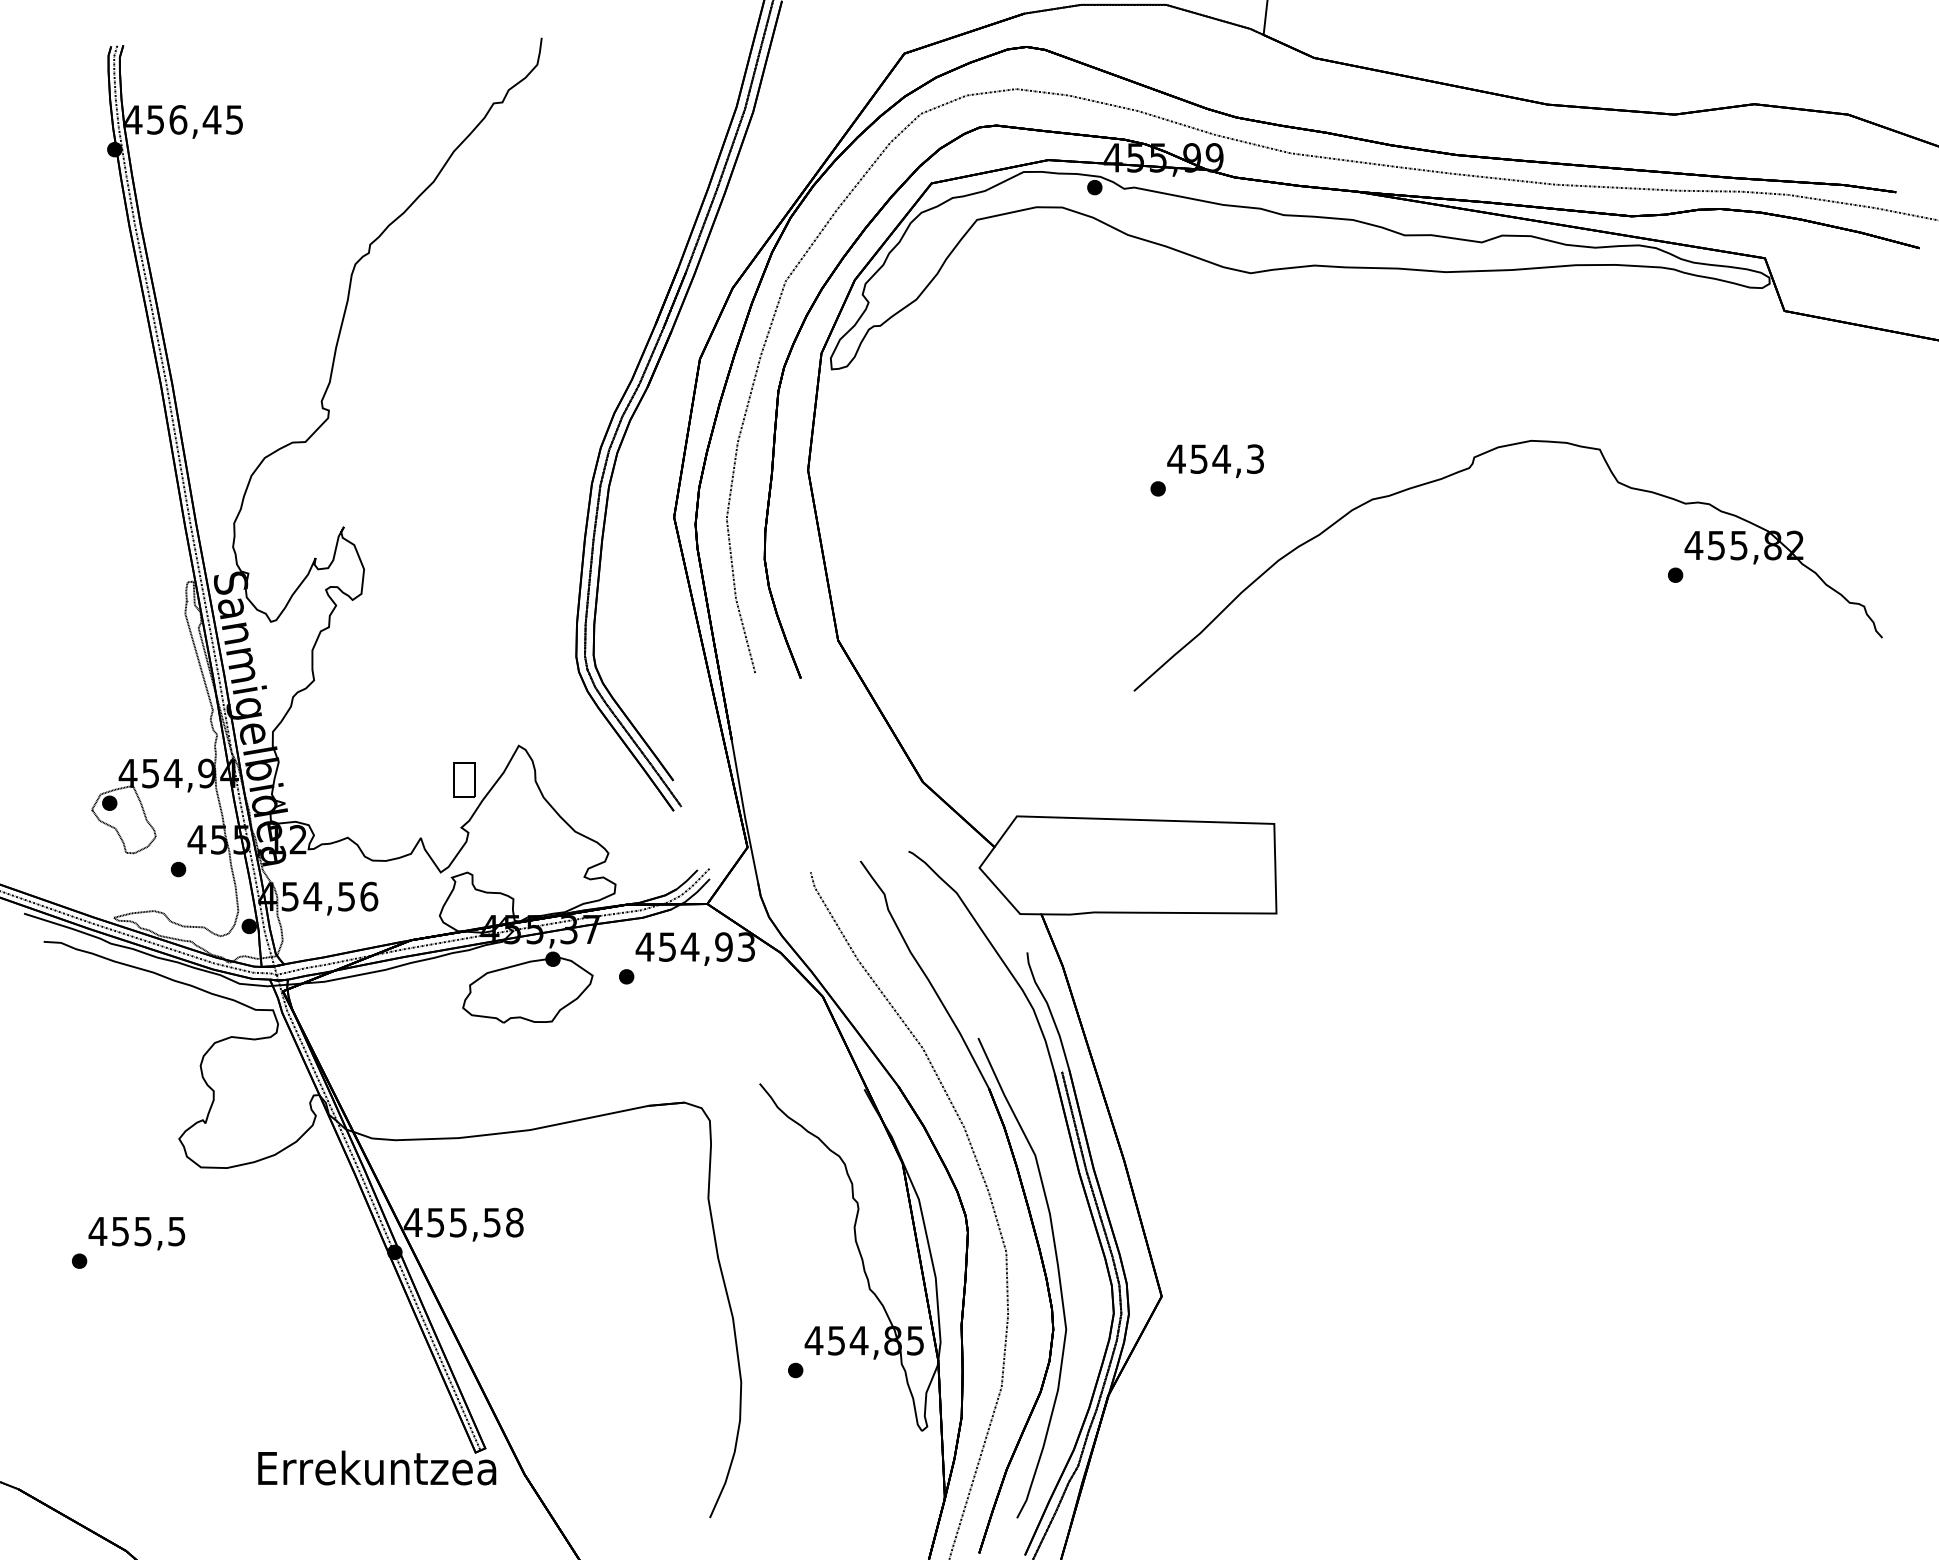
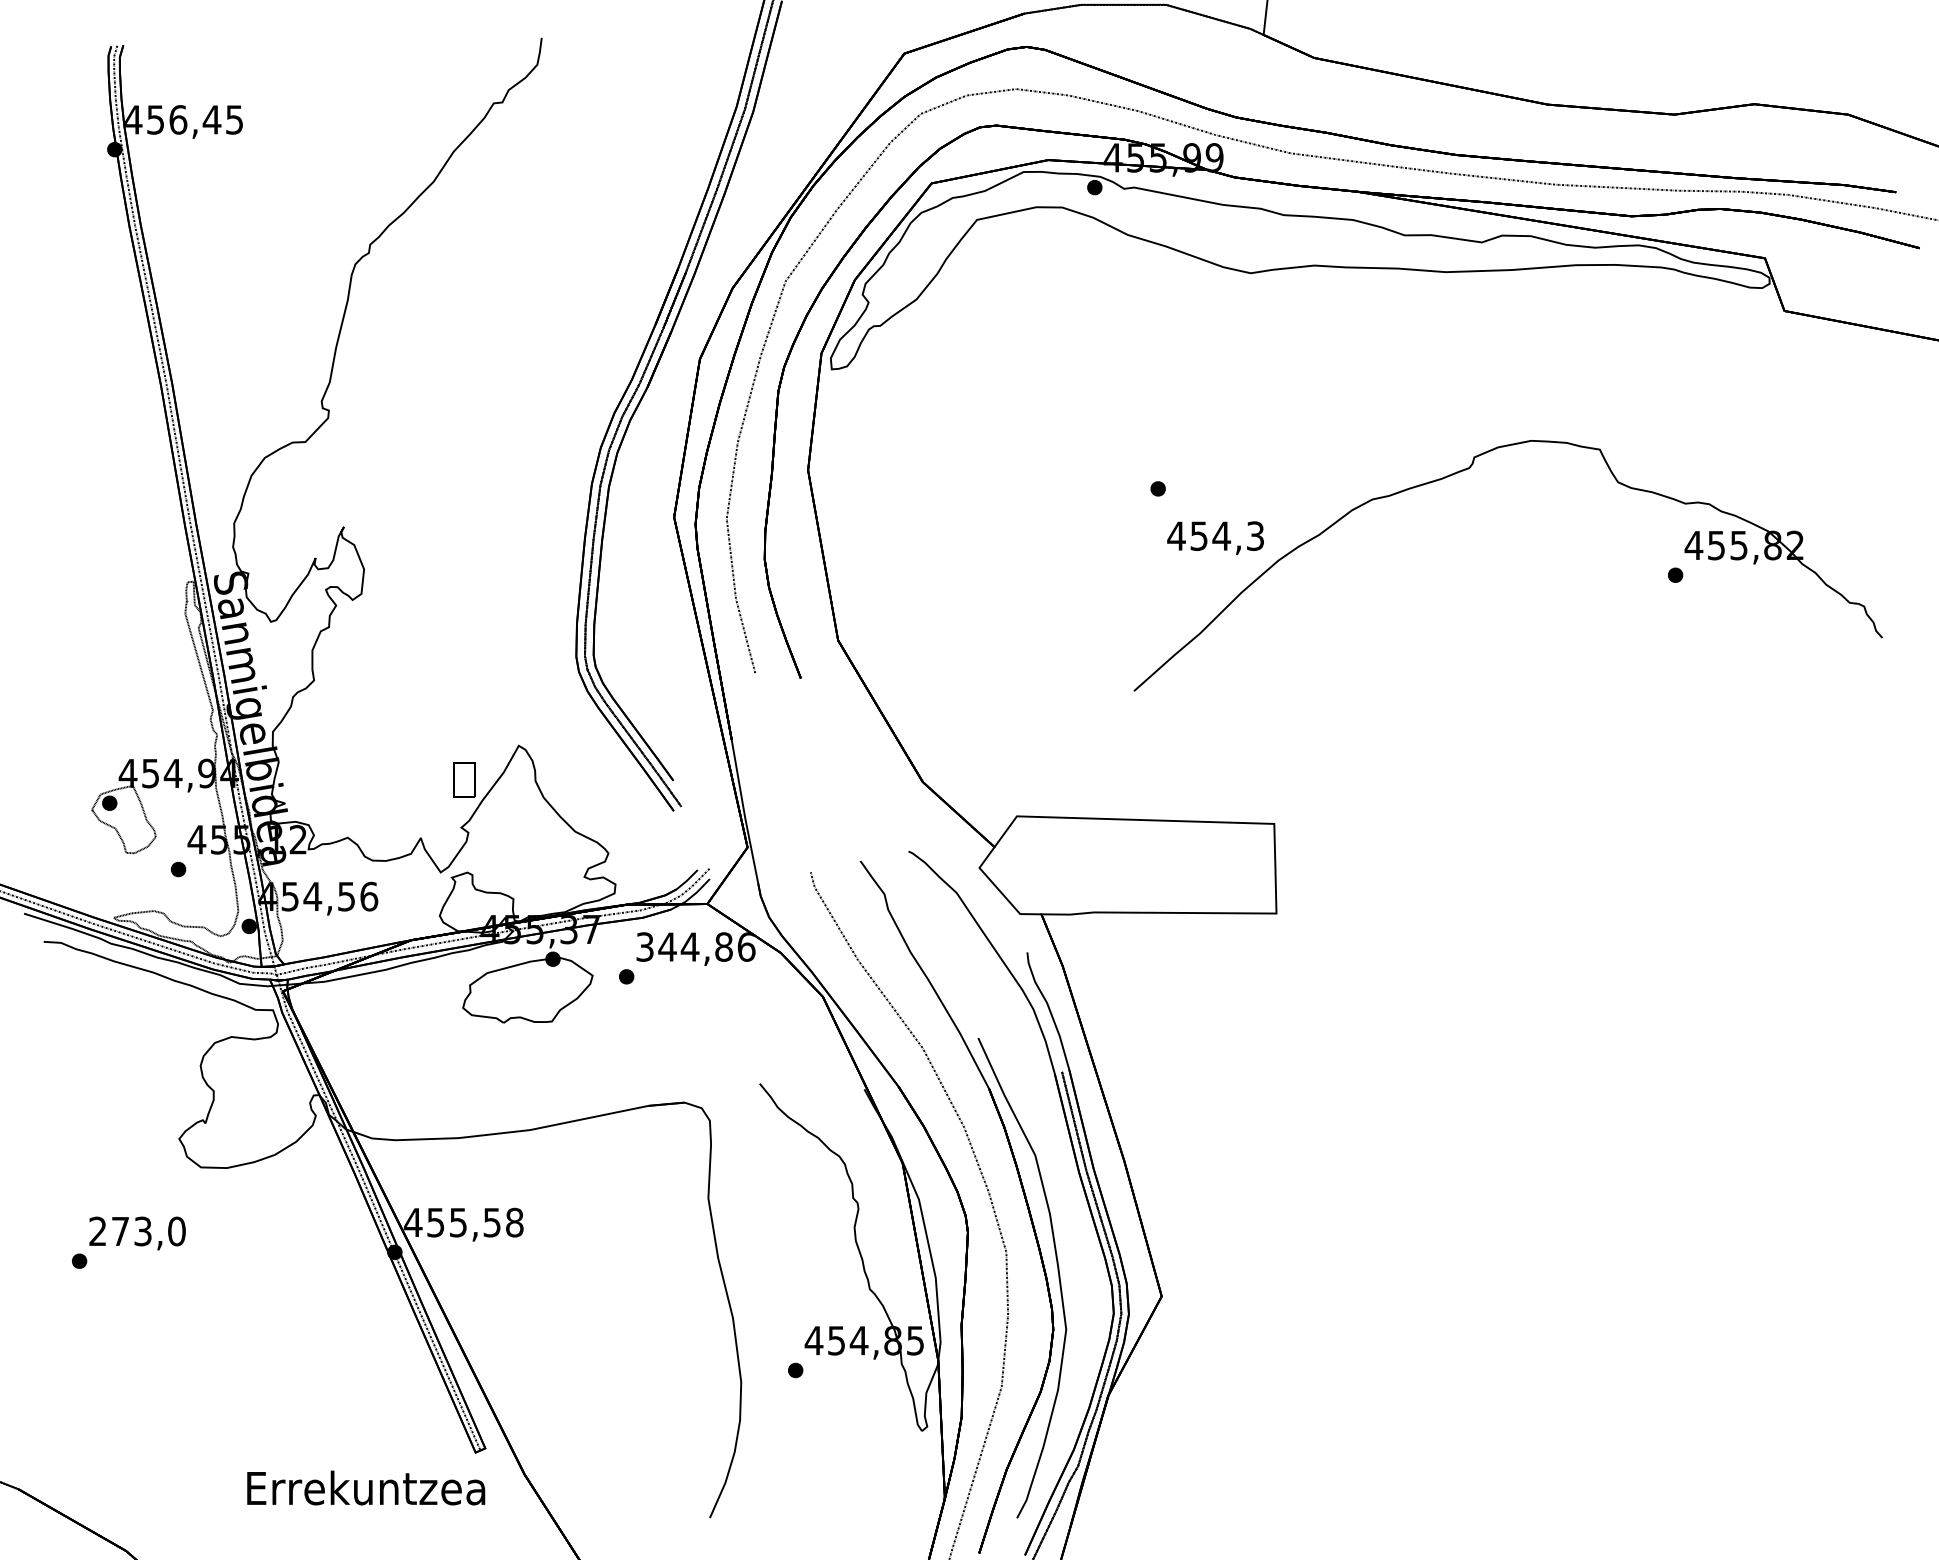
text position: (1215, 461) -> (1215, 538) (1215, 538)
text: 454,93 -> 344,86 (695, 946)
text: 455,5 -> 273,0 (136, 1231)
text position: (377, 1467) -> (366, 1487) (366, 1487)
